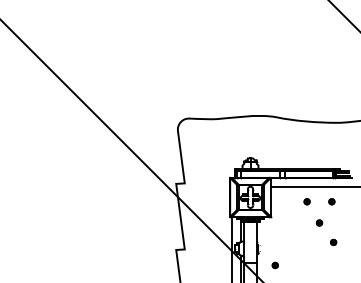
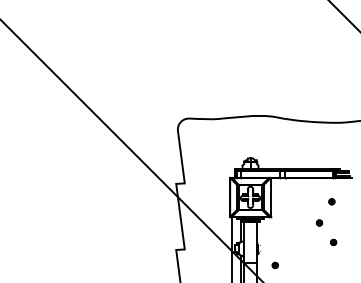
line: present -> none (313, 186)
part: present -> none (306, 201)
